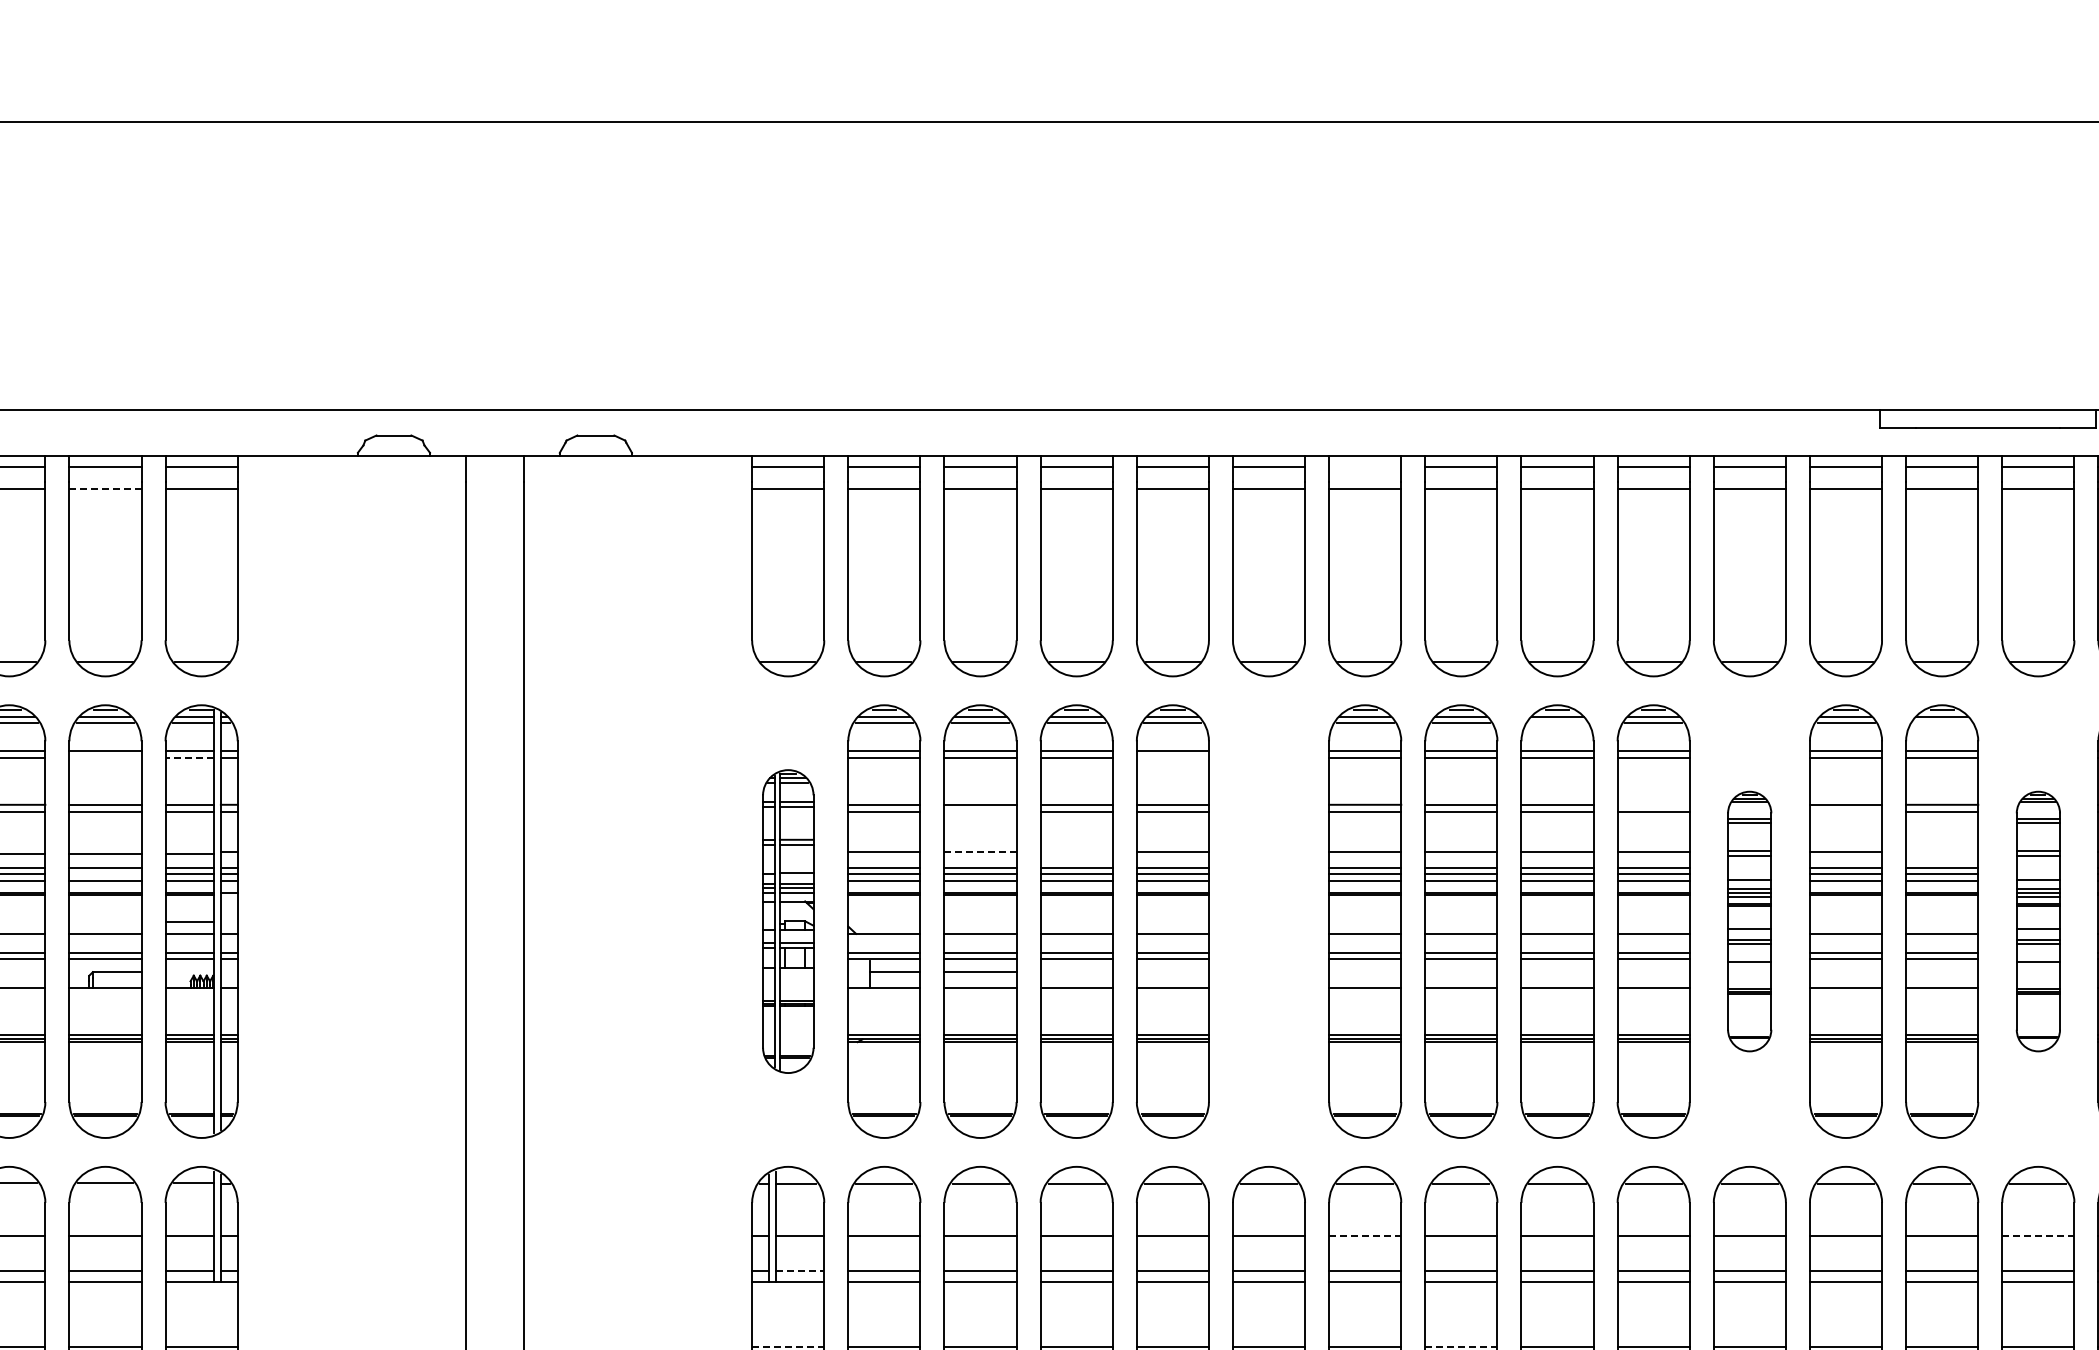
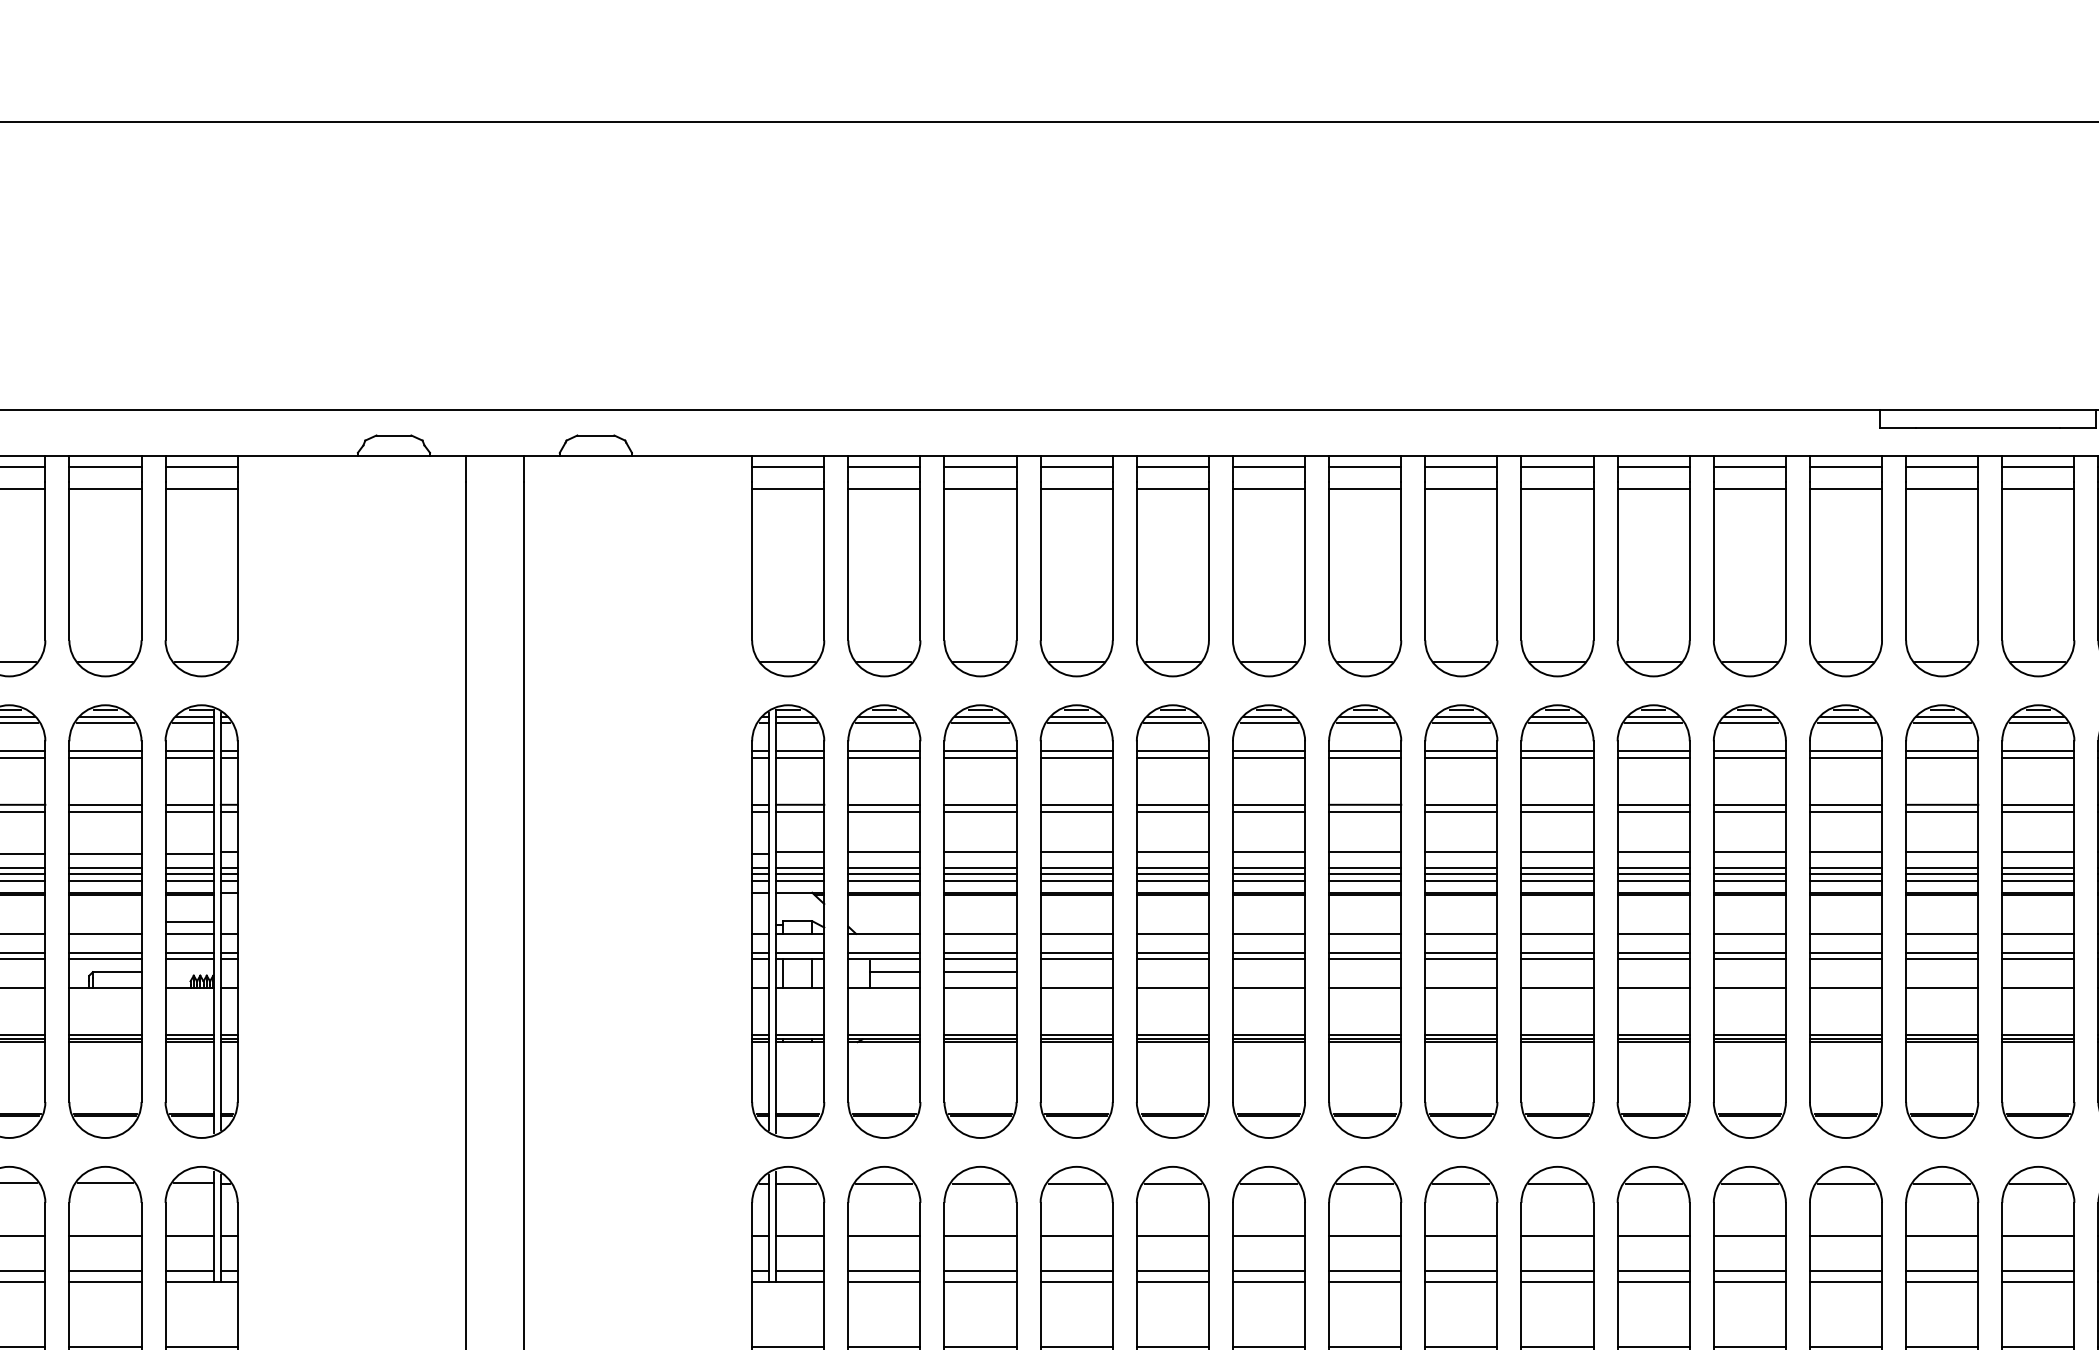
line: none -> present (1365, 467)
line: dashed -> solid (104, 488)
line: none -> present (1557, 723)
line: none -> present (1941, 723)
line: none -> present (105, 758)
line: dashed -> solid (189, 758)
line: none -> present (1172, 758)
line: none -> present (1653, 804)
line: none -> present (980, 812)
line: none -> present (1845, 812)
line: dashed -> solid (981, 852)
line: none -> present (1076, 852)
line: none -> present (1942, 852)
line: none -> present (105, 873)
part size: 53x305 px -> 75x435 px (788, 921)
part: none -> present (1268, 921)
part size: 46x263 px -> 75x435 px (1749, 921)
part size: 46x263 px -> 75x435 px (2038, 921)
line: dashed -> solid (1365, 1236)
line: dashed -> solid (2038, 1236)
line: dashed -> solid (800, 1270)
line: dashed -> solid (788, 1347)
line: dashed -> solid (1461, 1347)
